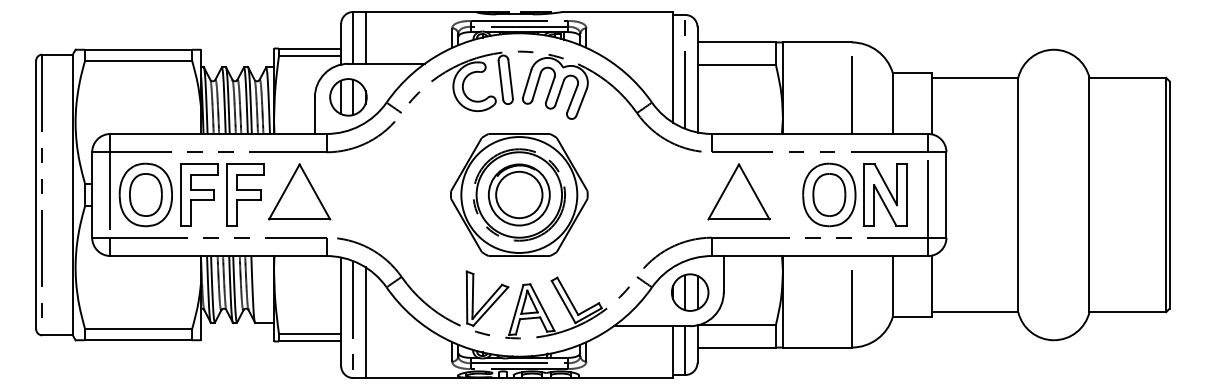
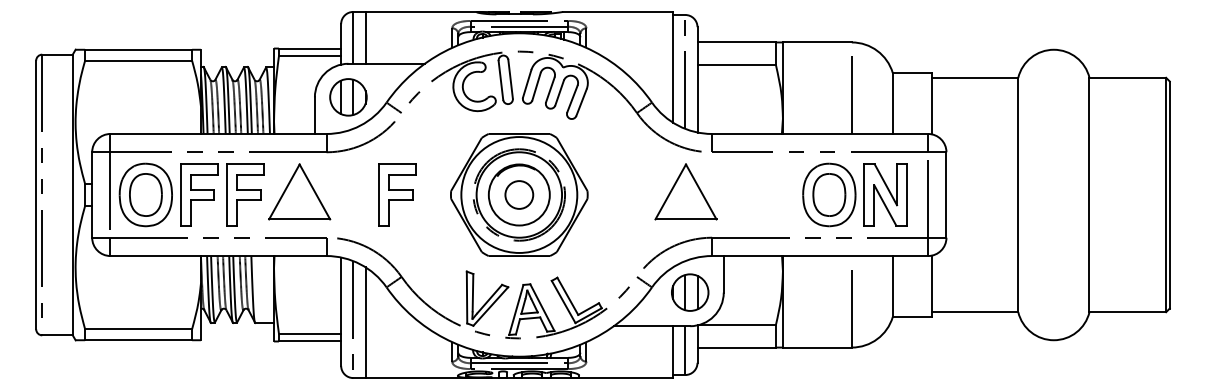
part position: (738, 191) -> (685, 191) (685, 191)
part: none -> present (397, 194)
circle diameter: 46 px -> 28 px (519, 194)
